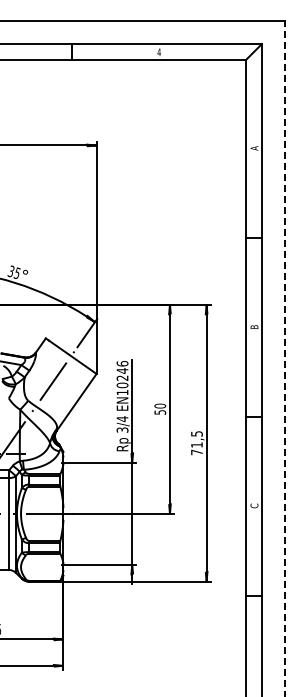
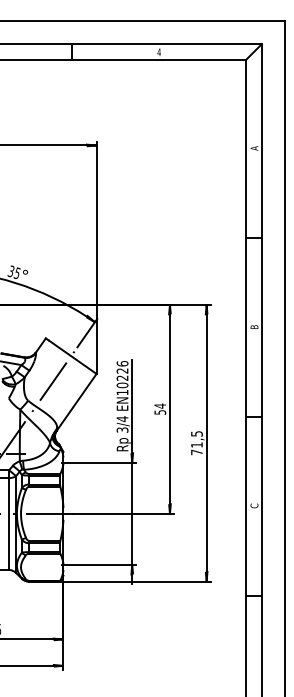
line: dashed -> solid (285, 358)
text: EN10246 -> EN10226 (122, 370)
text: 50 -> 54 (160, 405)
